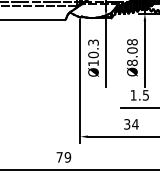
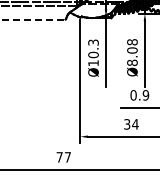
line: solid -> dashed (33, 19)
text: 1.5 -> 0.9 (139, 95)
text: 79 -> 77 (67, 157)
